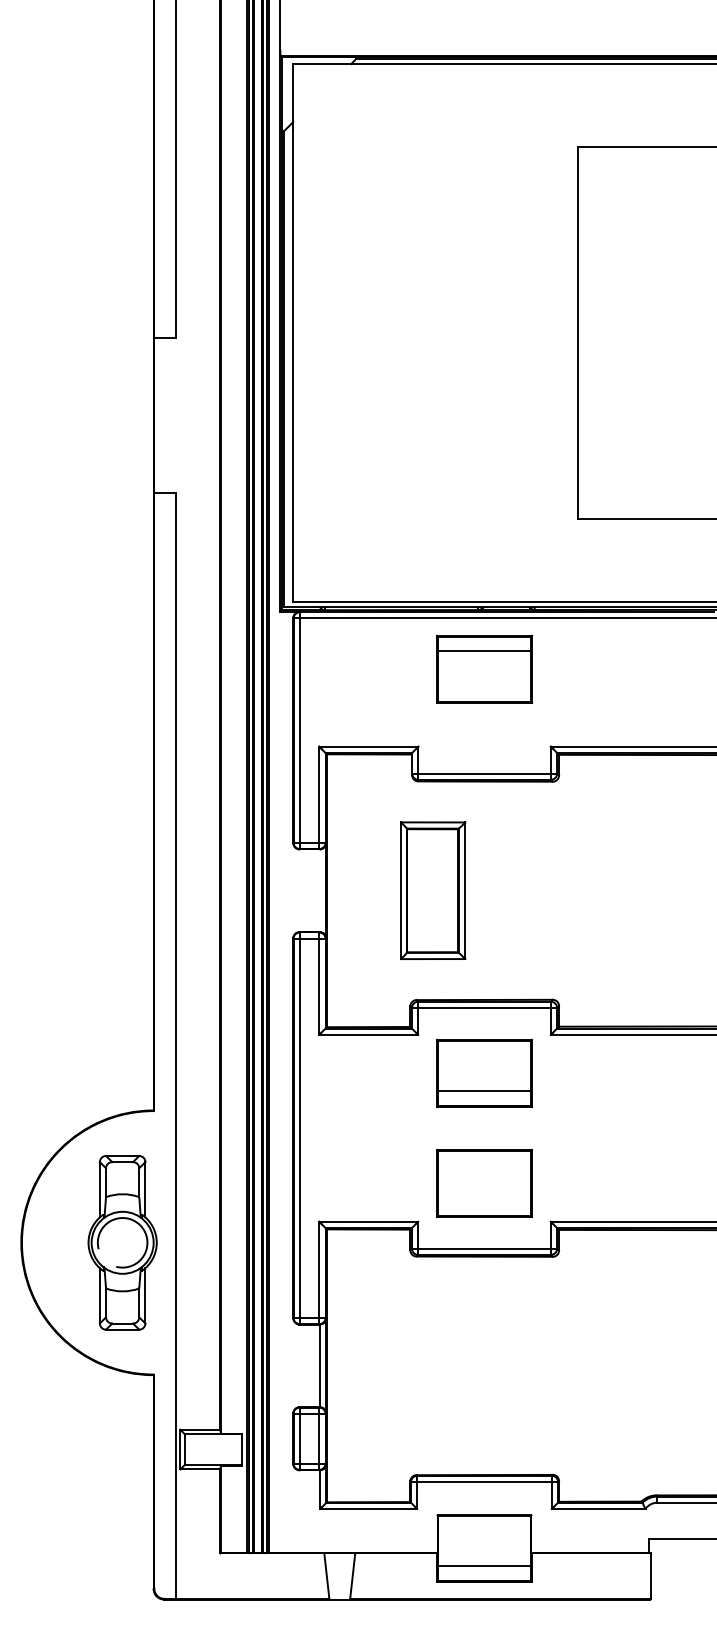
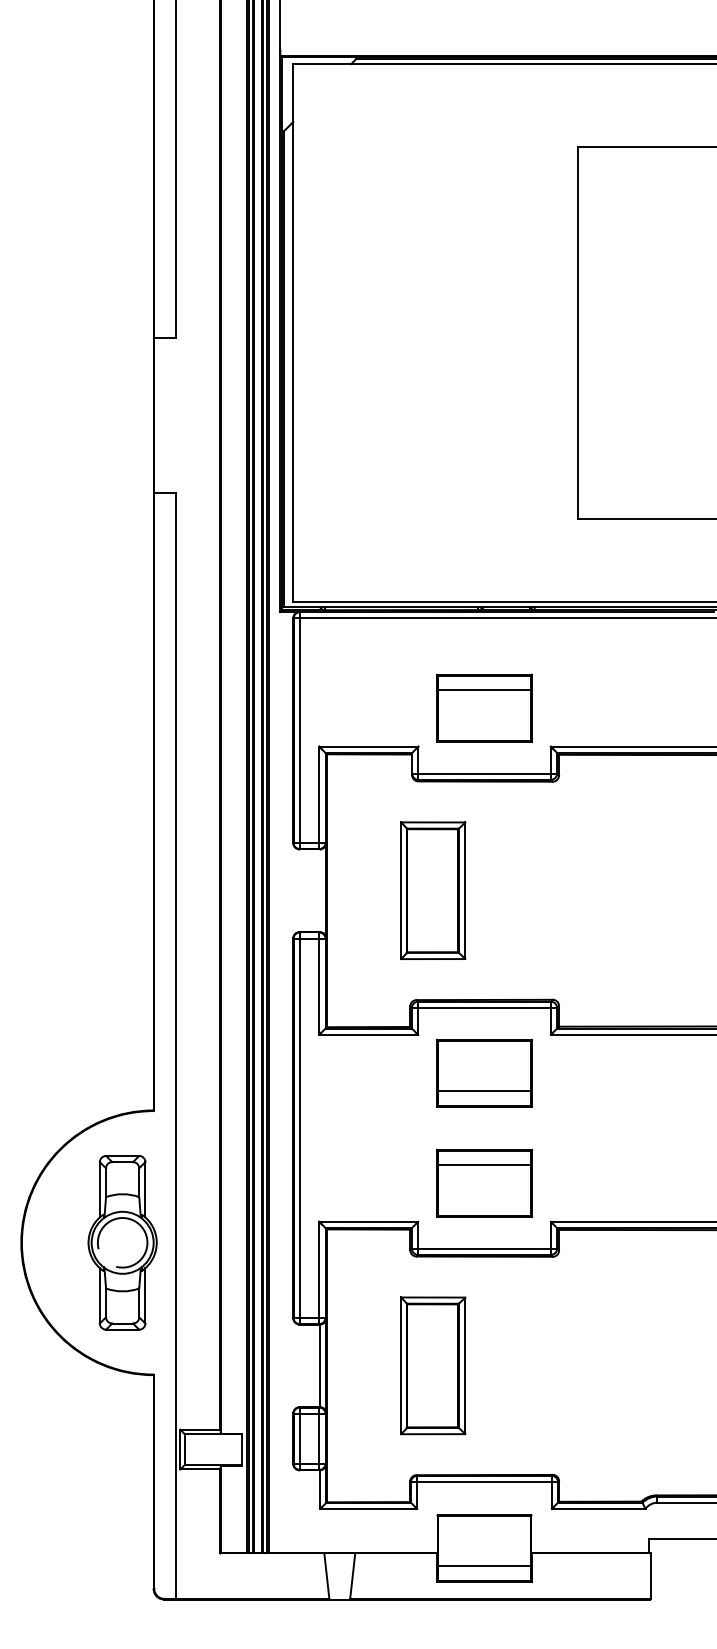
part position: (484, 668) -> (484, 707) (484, 707)
line: none -> present (484, 1165)
part: none -> present (433, 1365)
